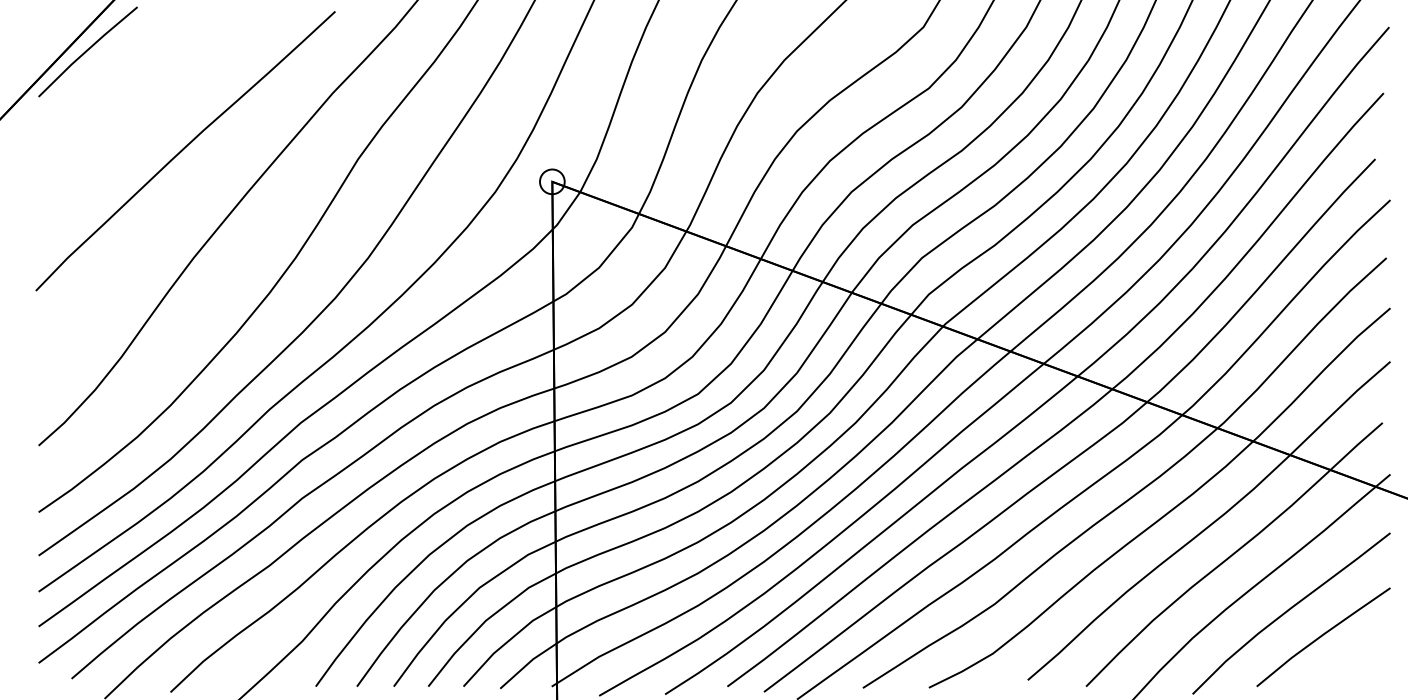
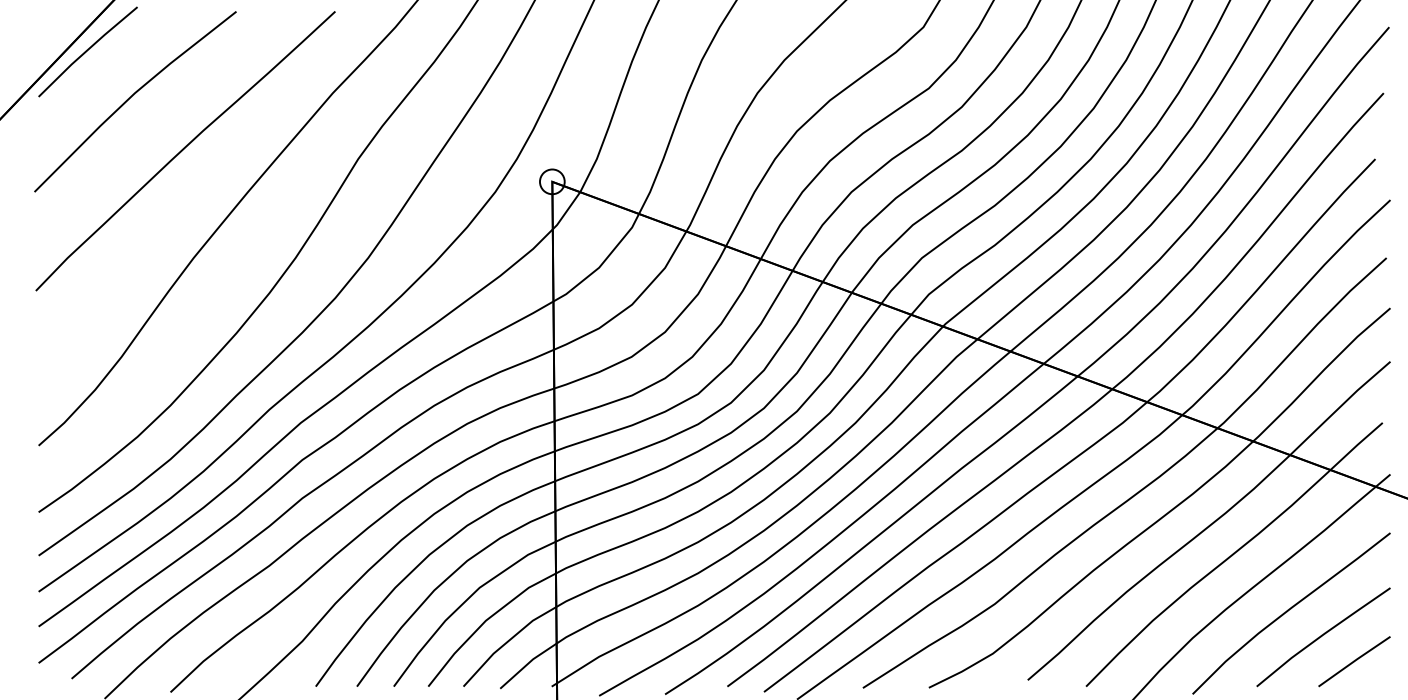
curve: none -> present (131, 97)
line: none -> present (1354, 661)
